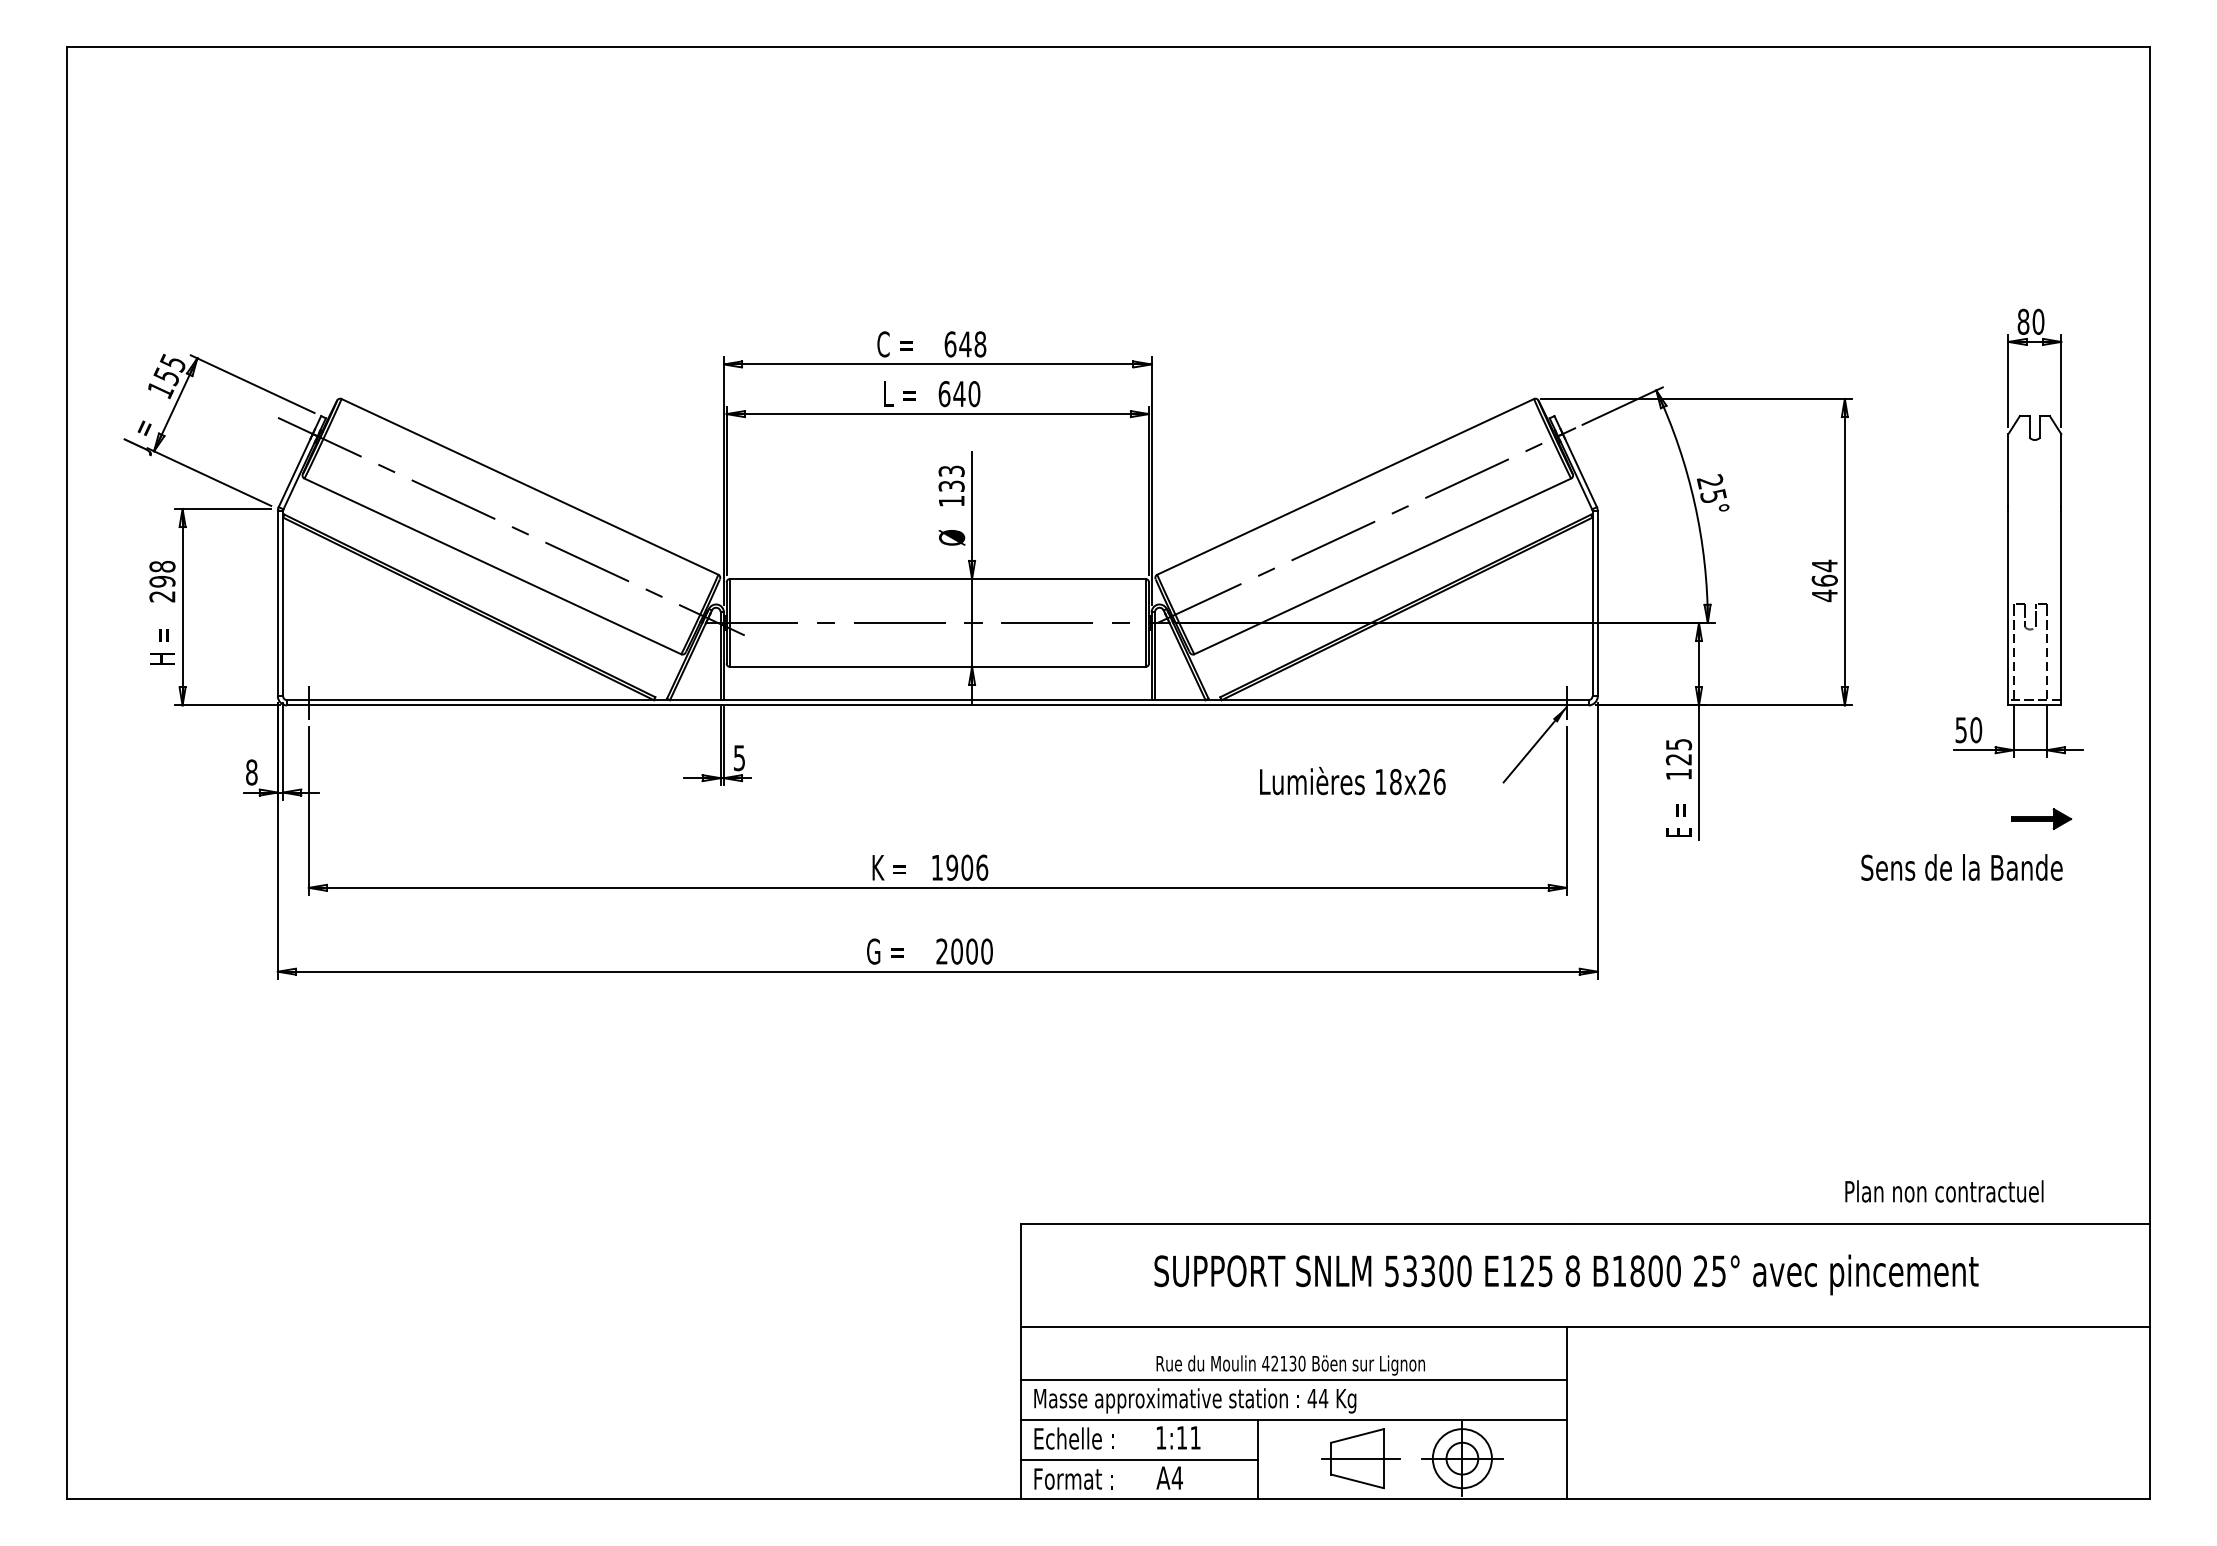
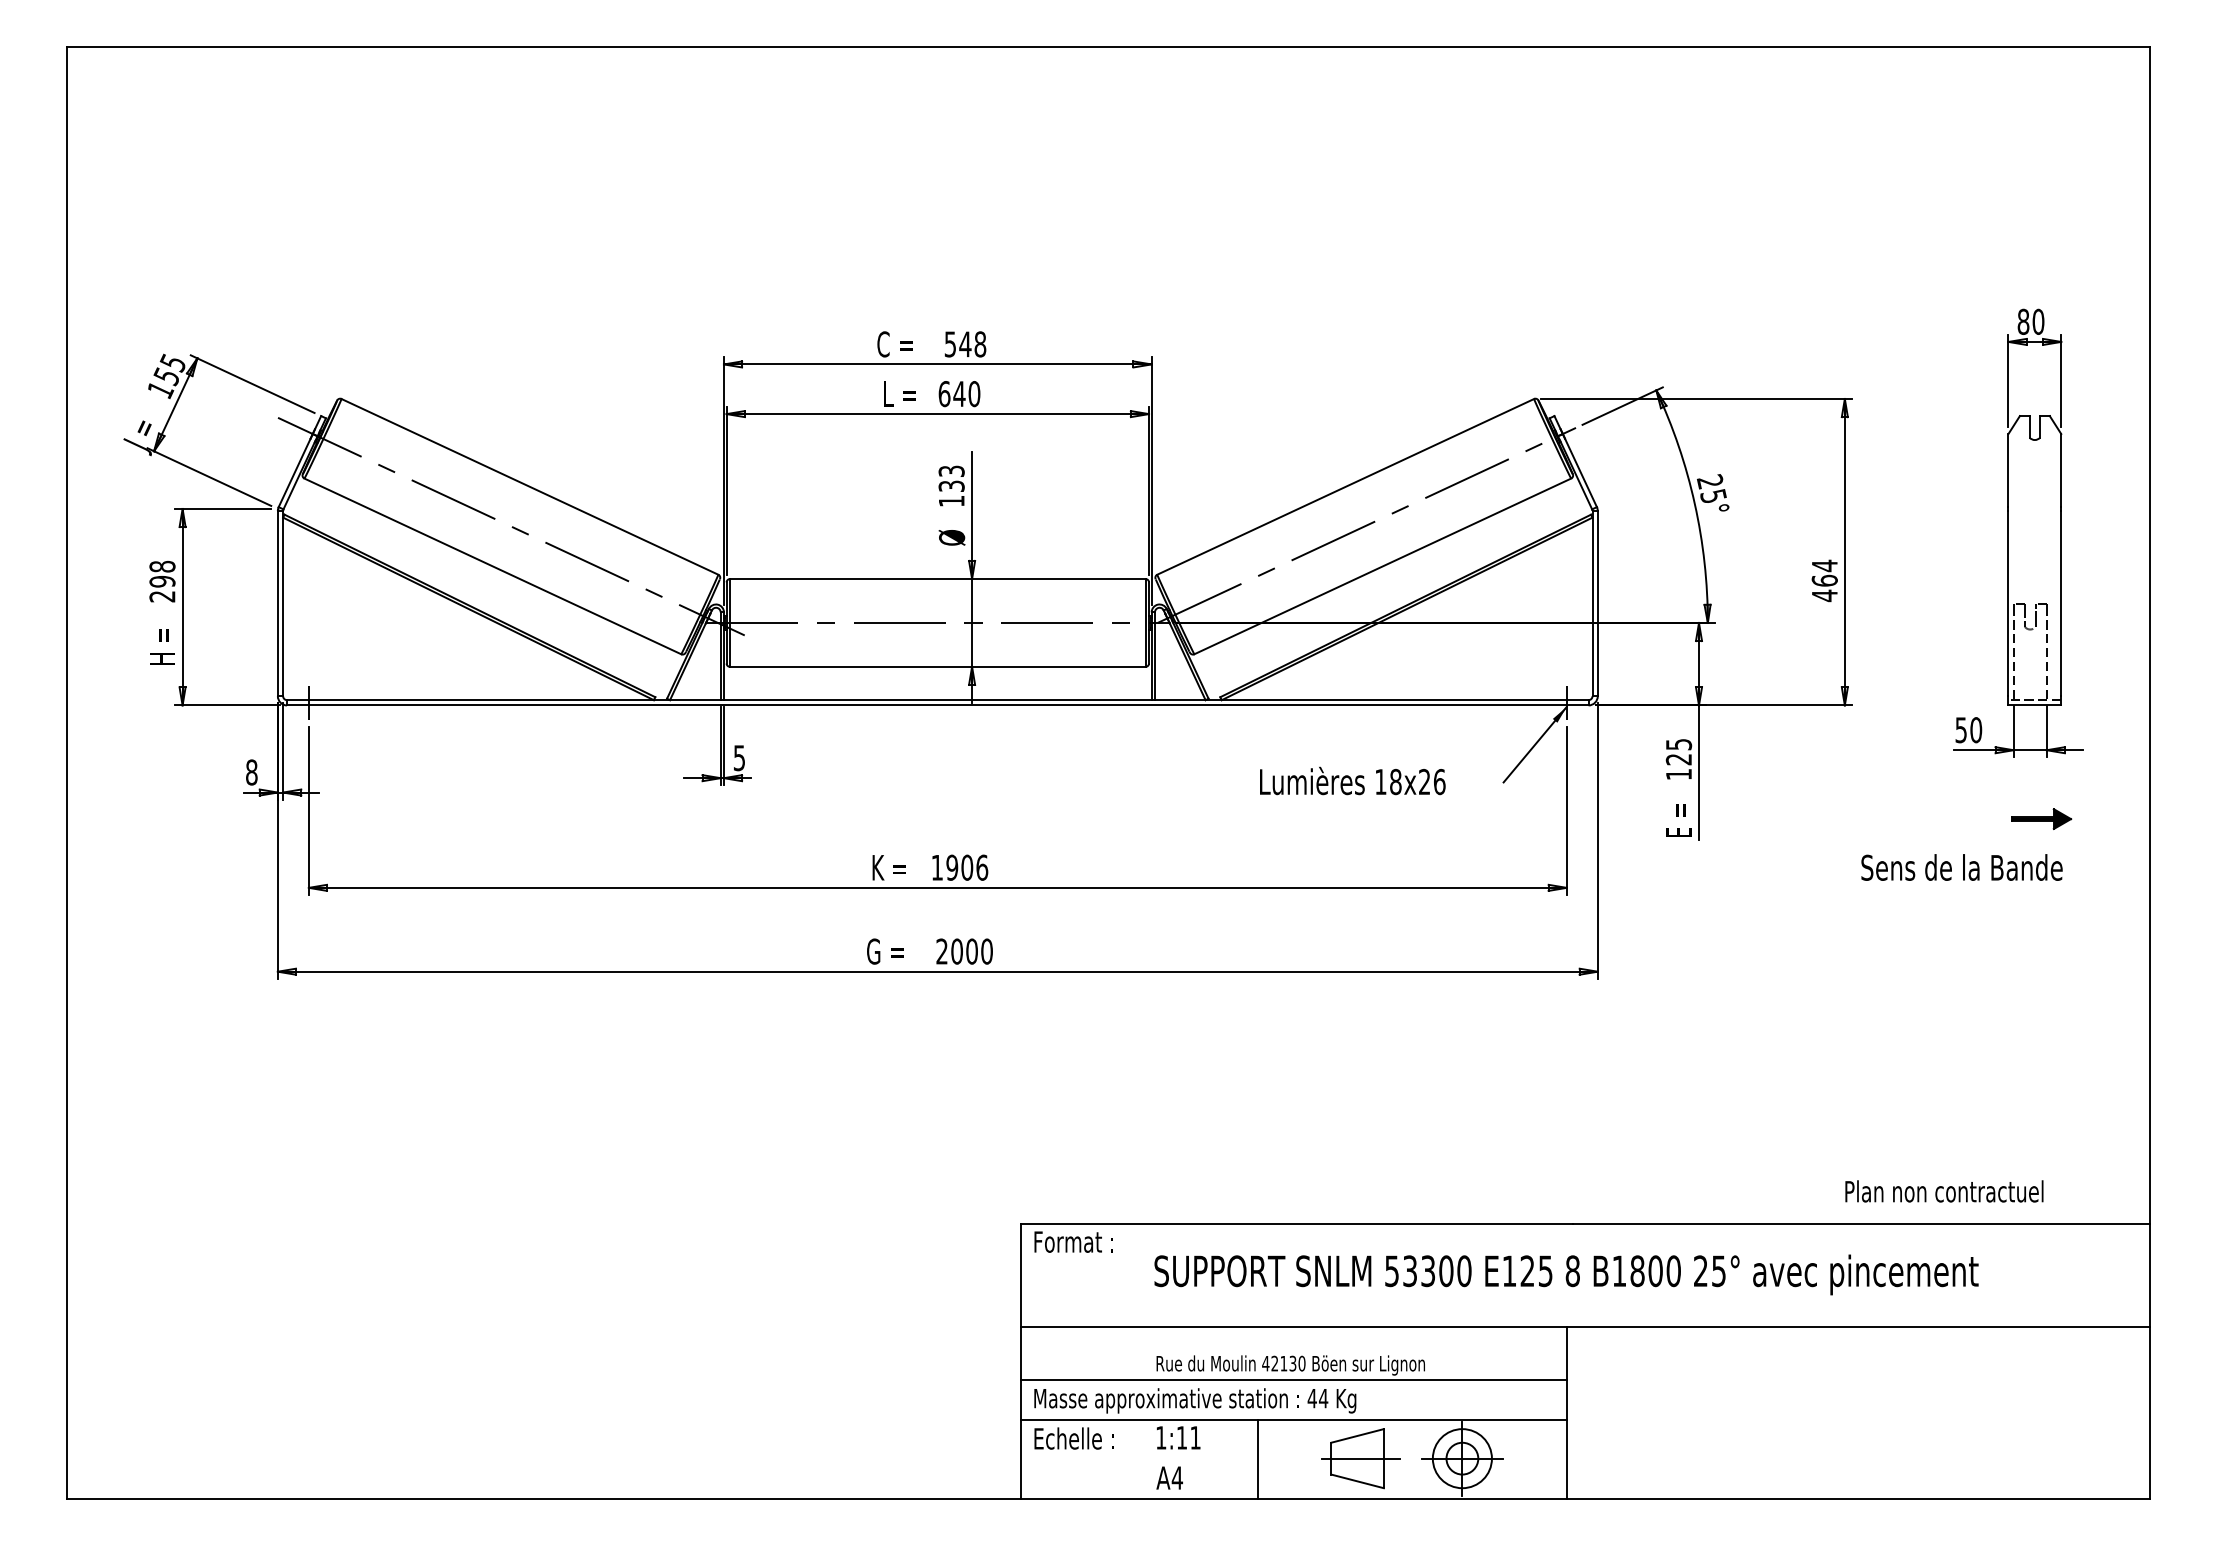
text: 648 -> 548 (950, 344)
line: present -> none (1138, 1459)
text position: (1073, 1478) -> (1073, 1241) (1073, 1241)
